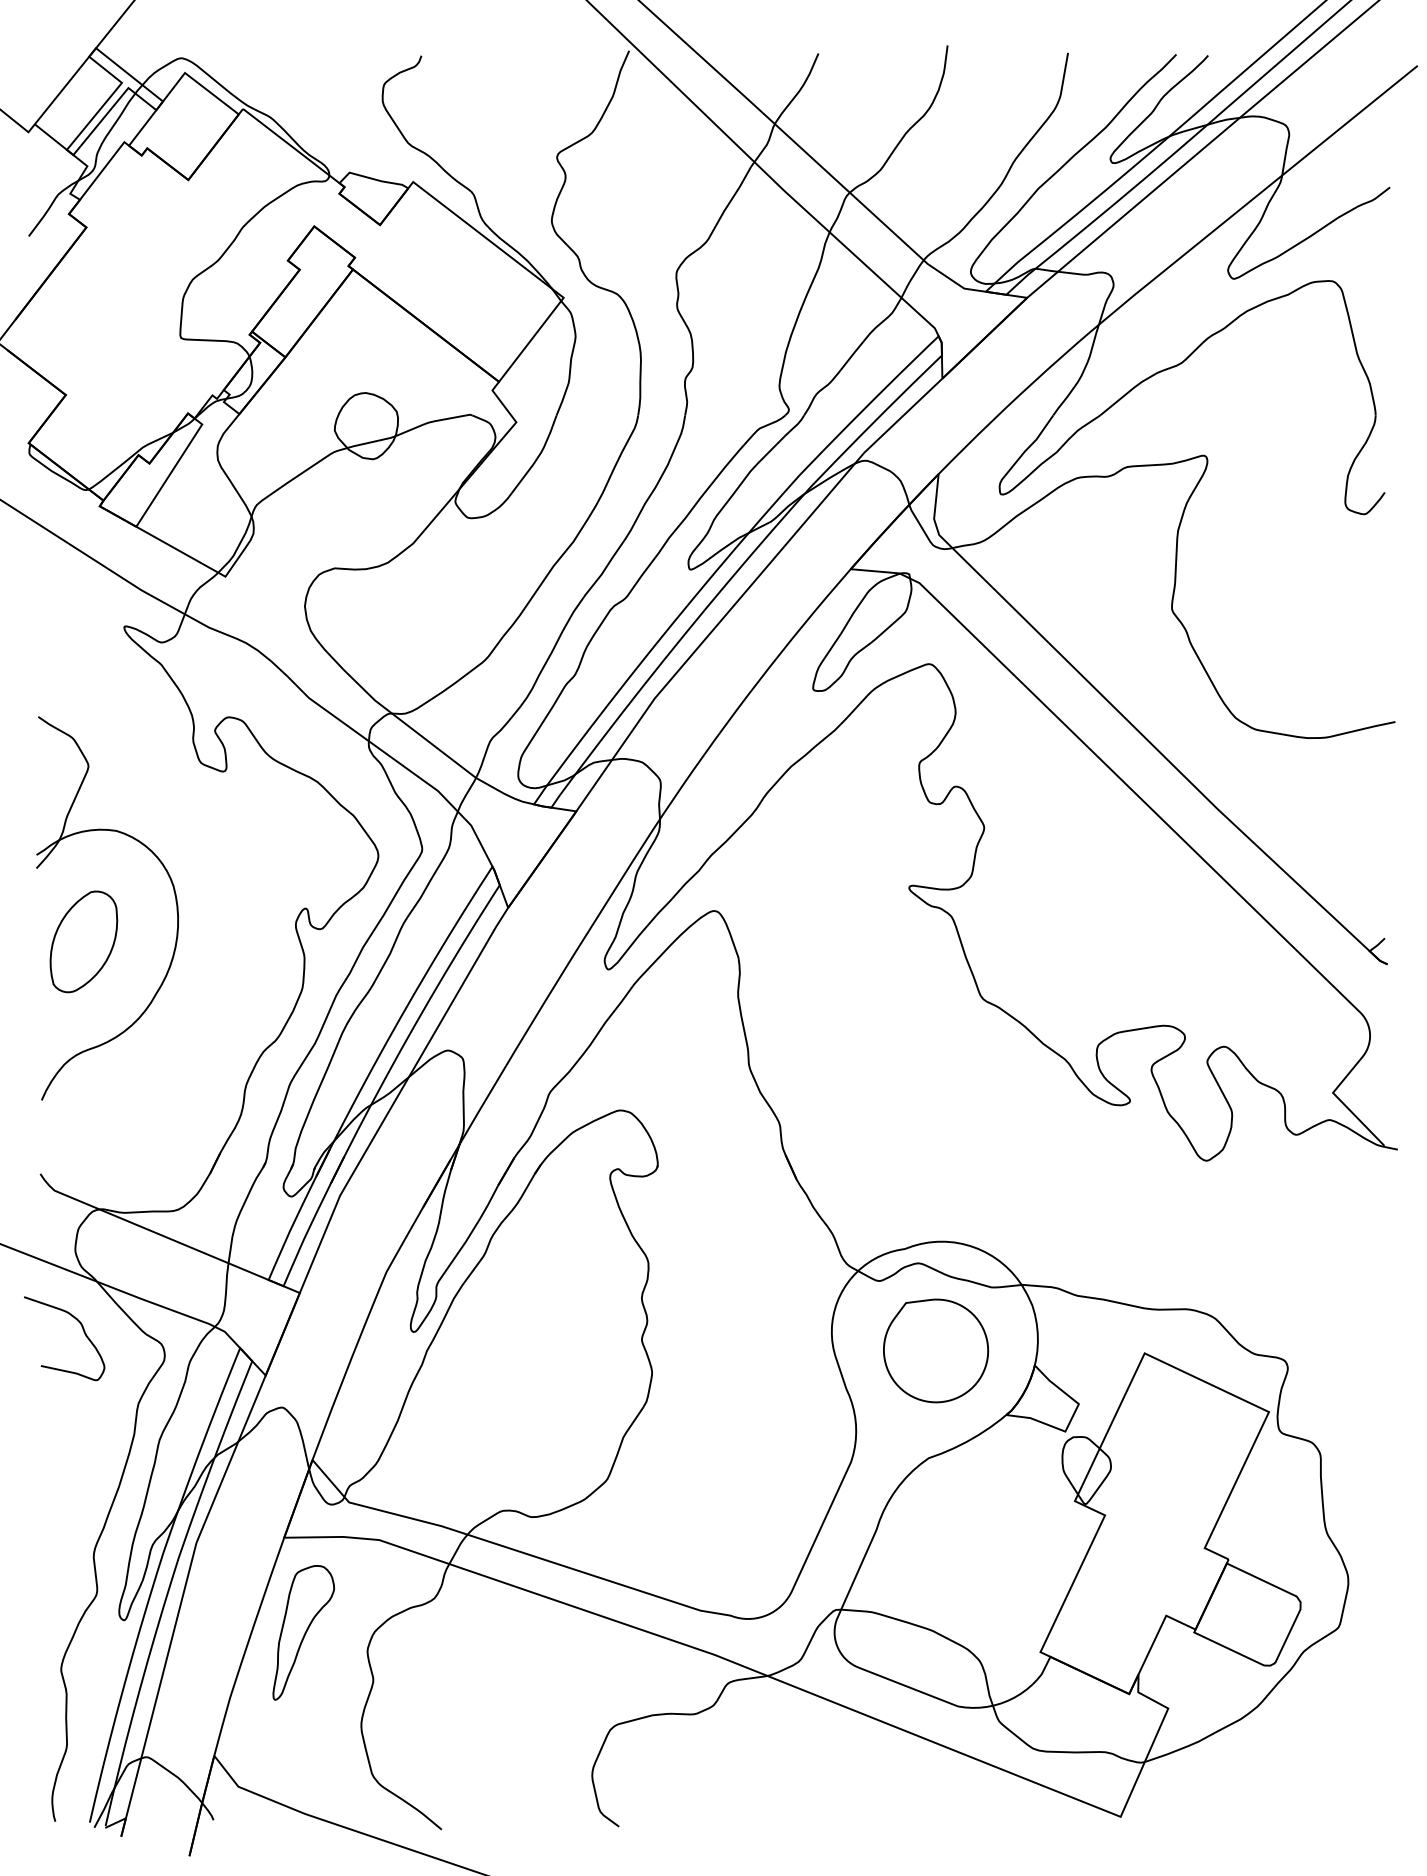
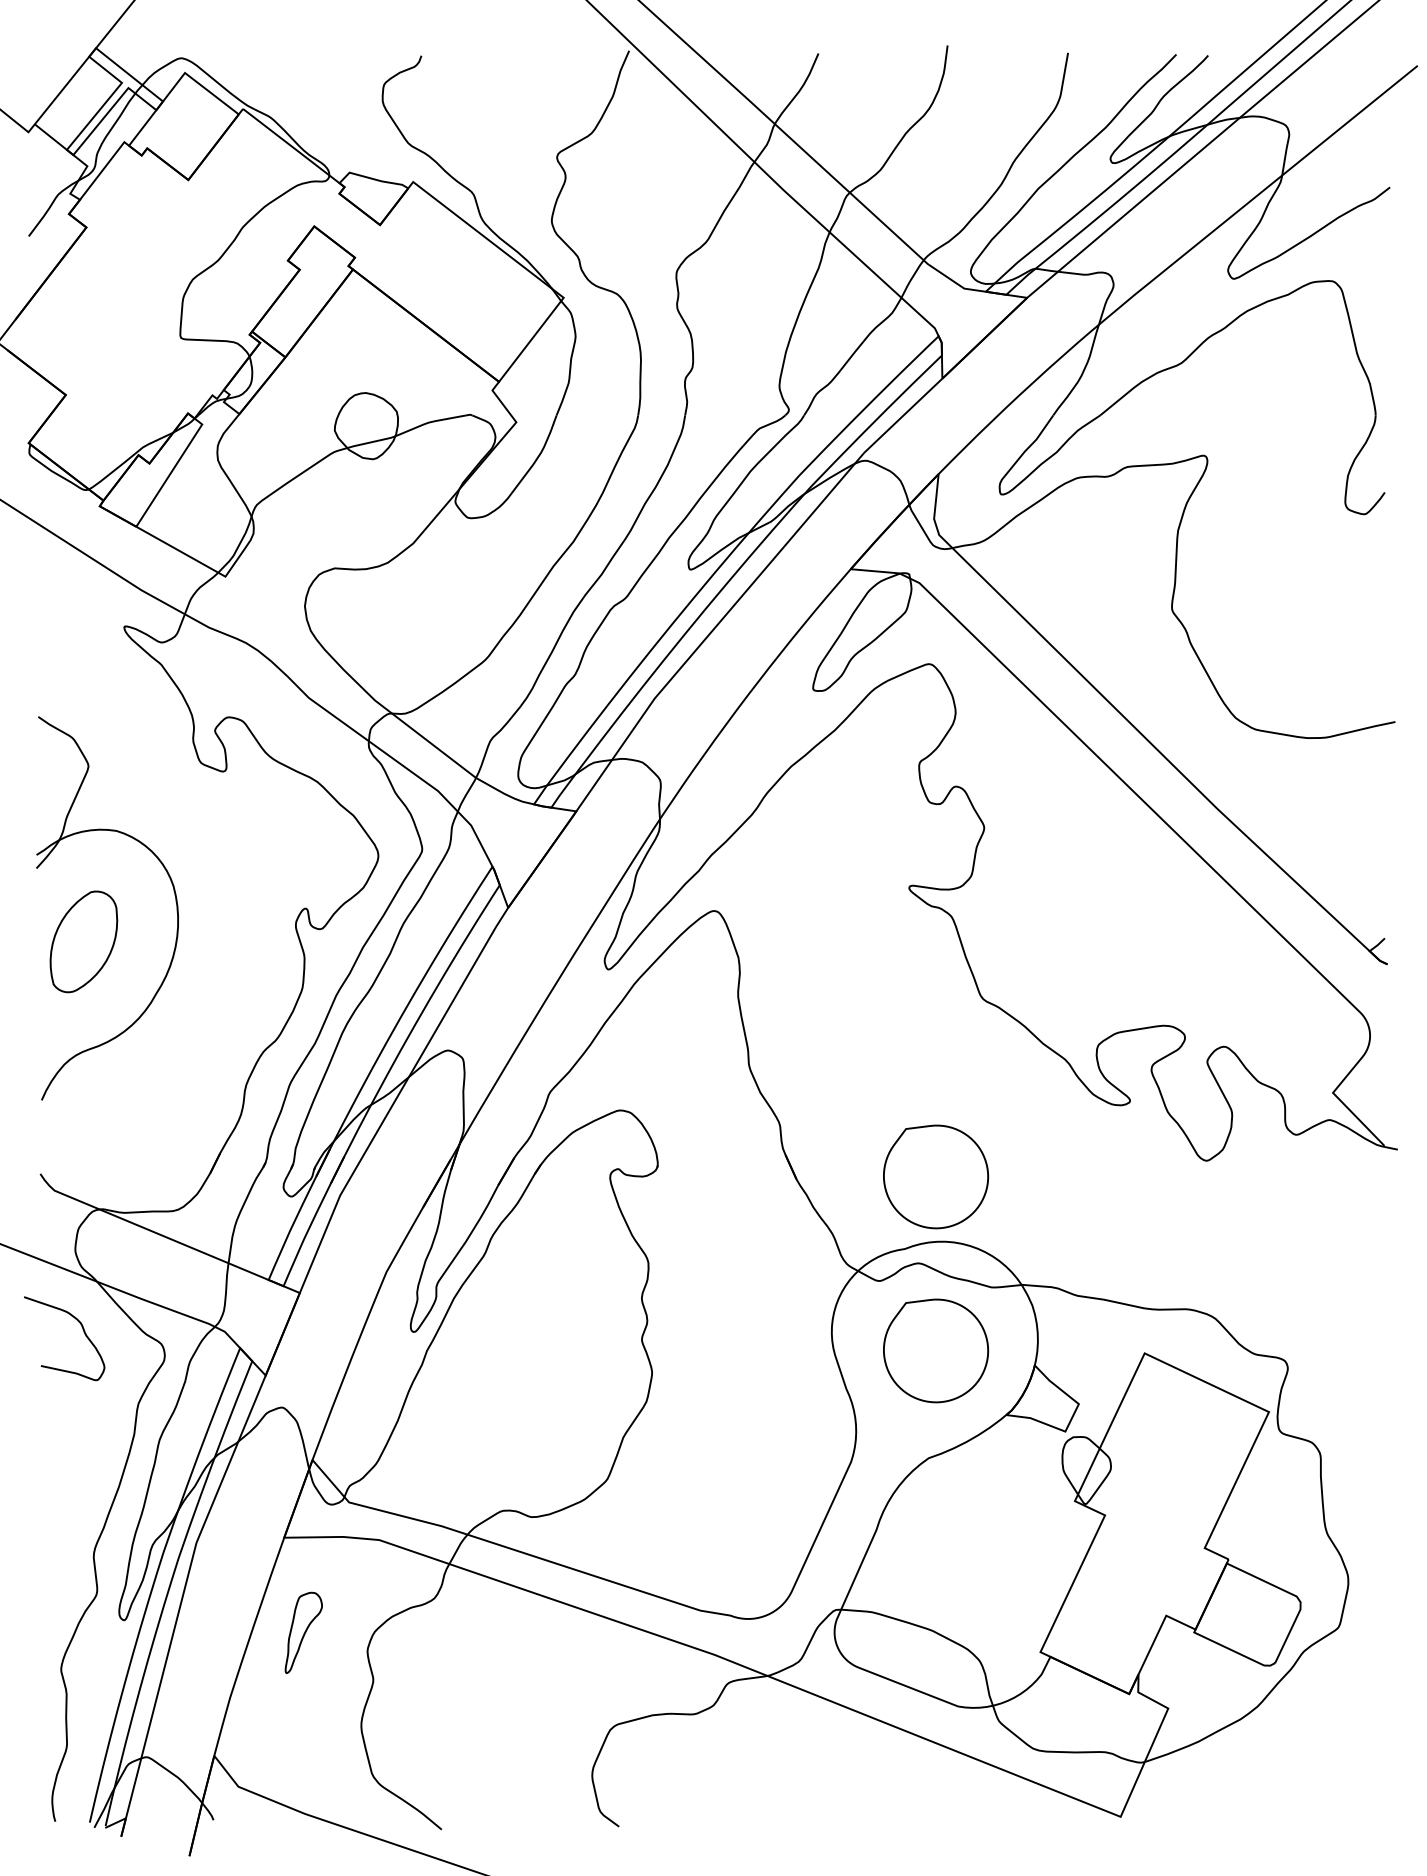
part: none -> present (936, 1176)
part size: 64x136 px -> 39x83 px (303, 1632)
